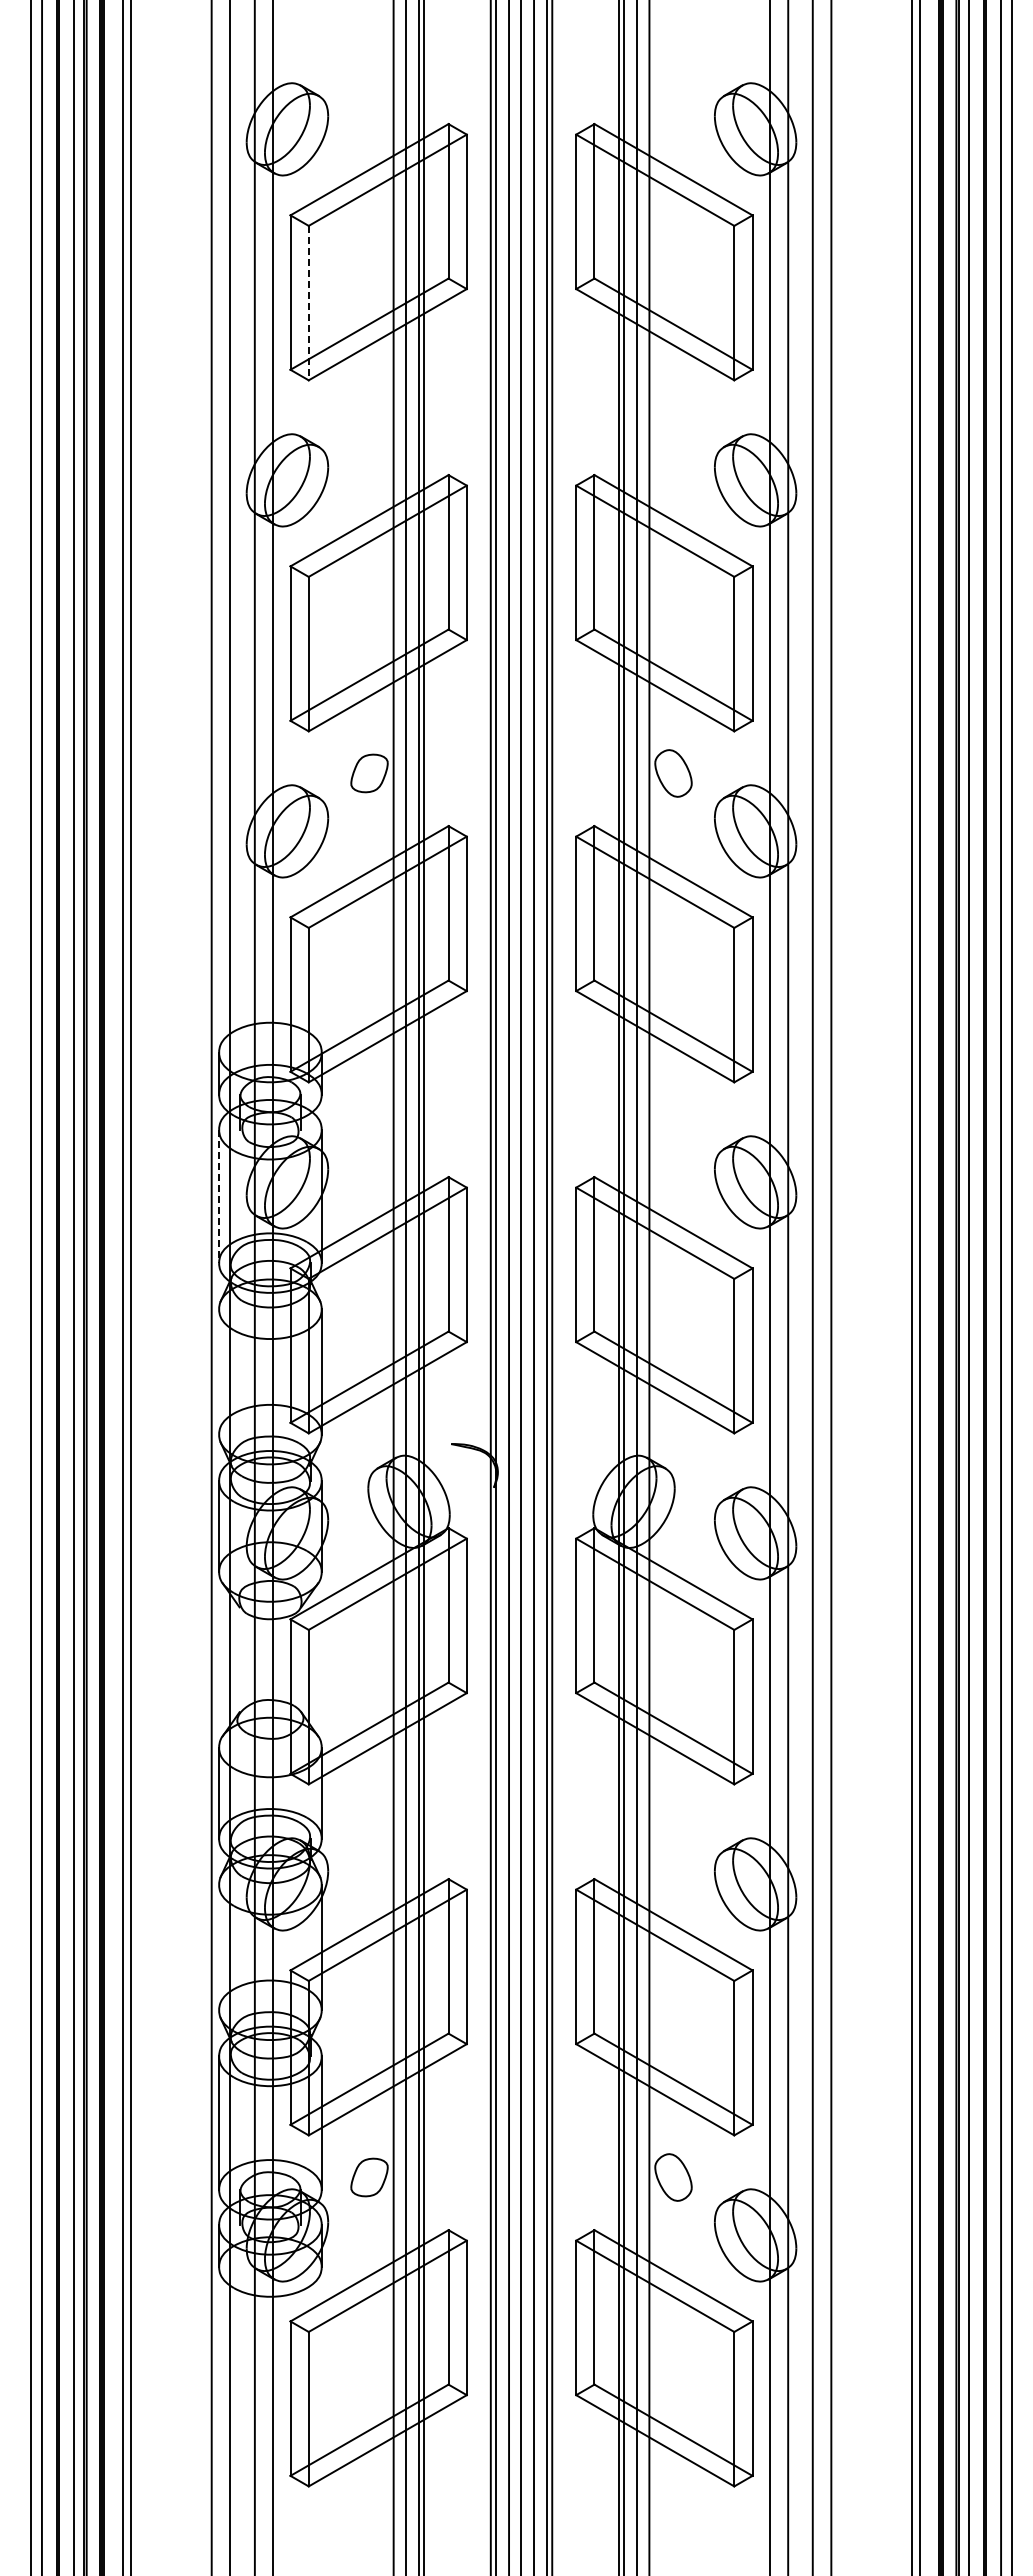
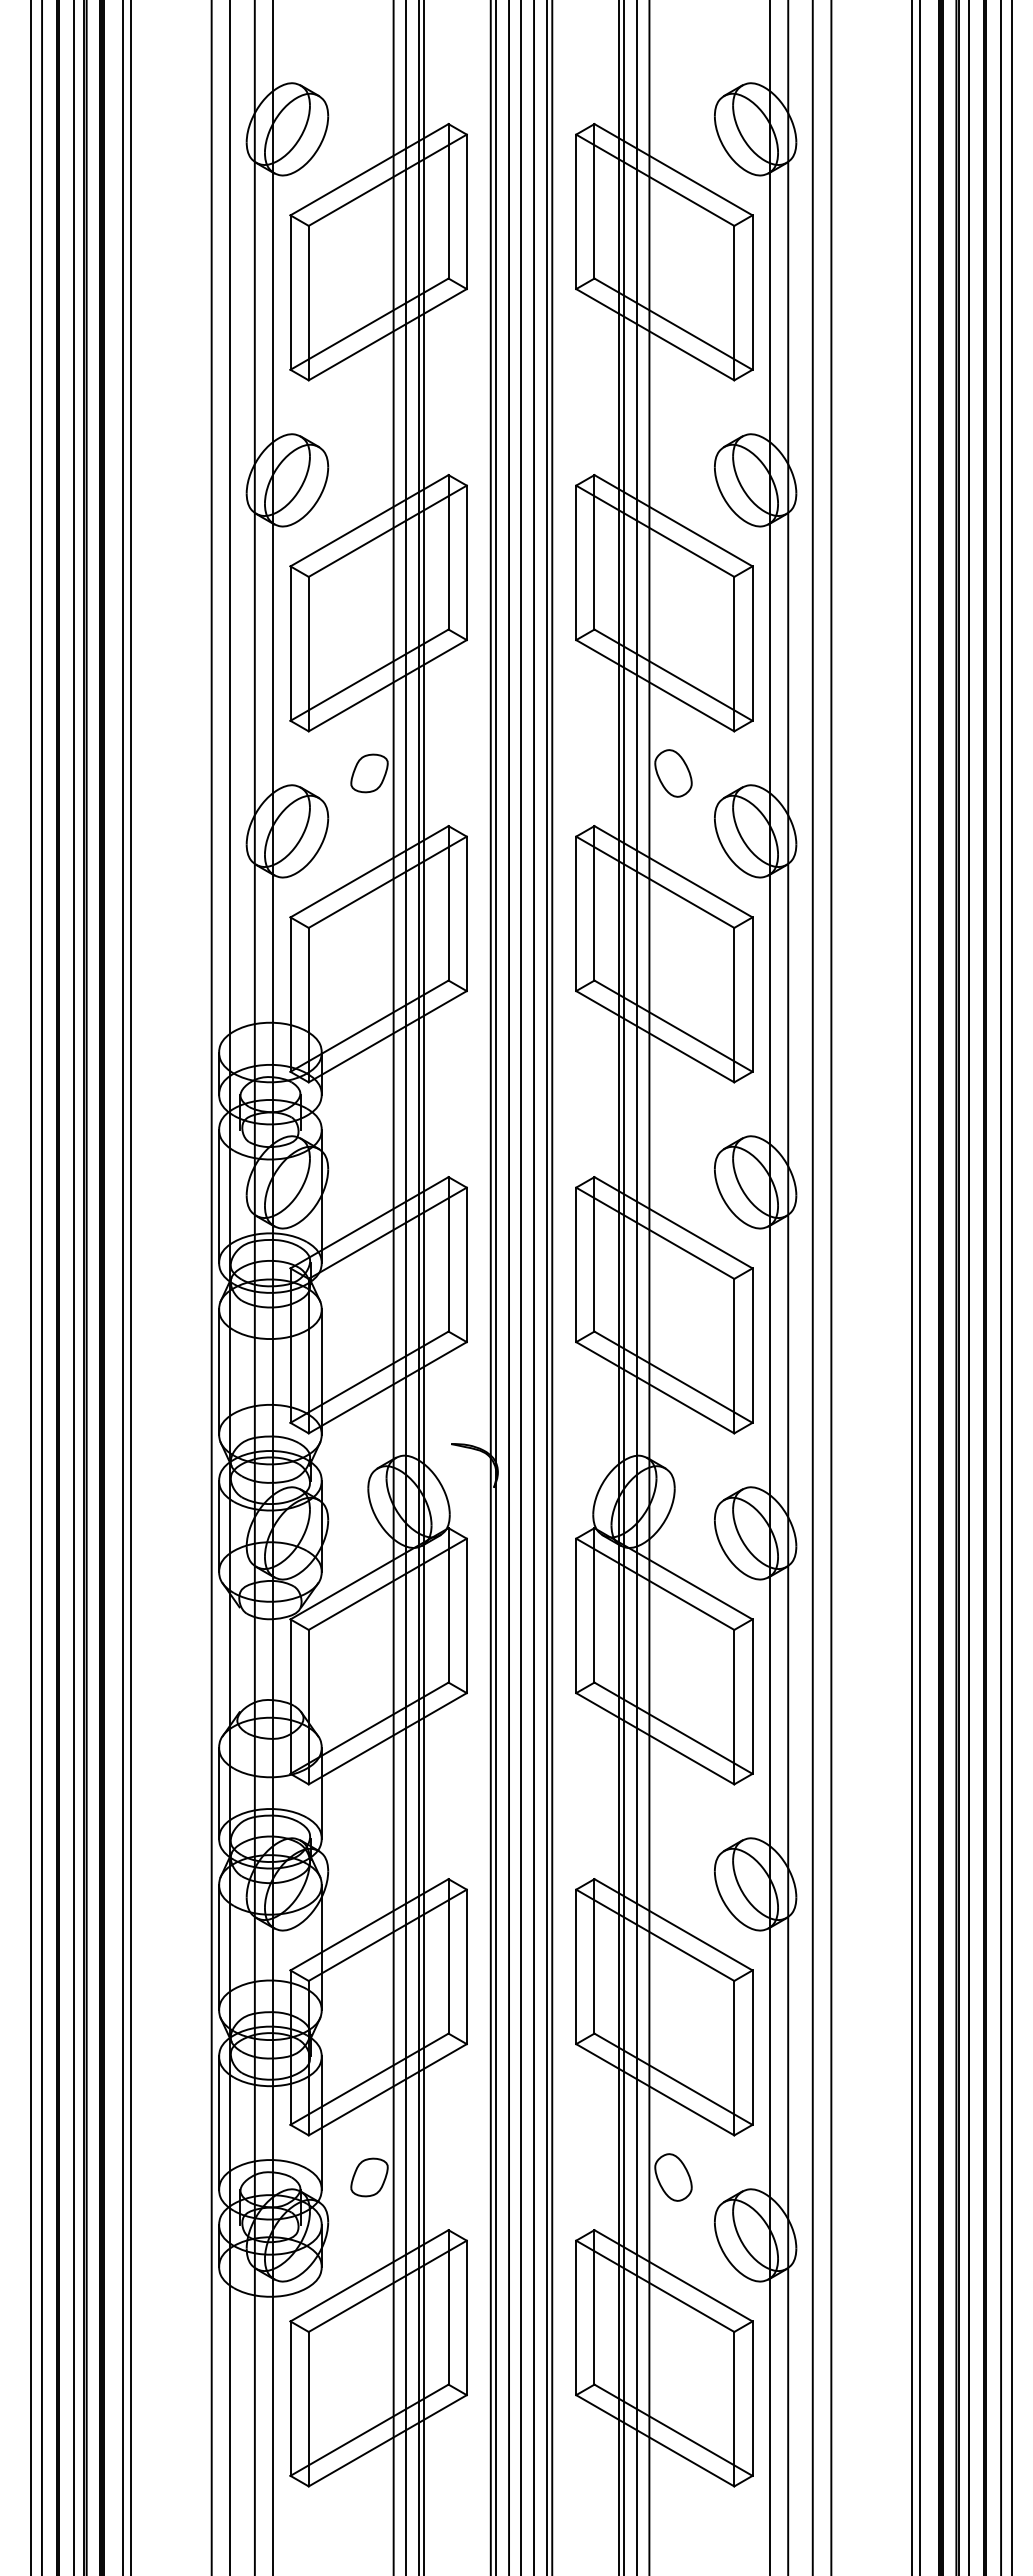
line: dashed -> solid (308, 303)
line: dashed -> solid (218, 1196)
line: none -> present (218, 1371)
line: none -> present (218, 1947)
